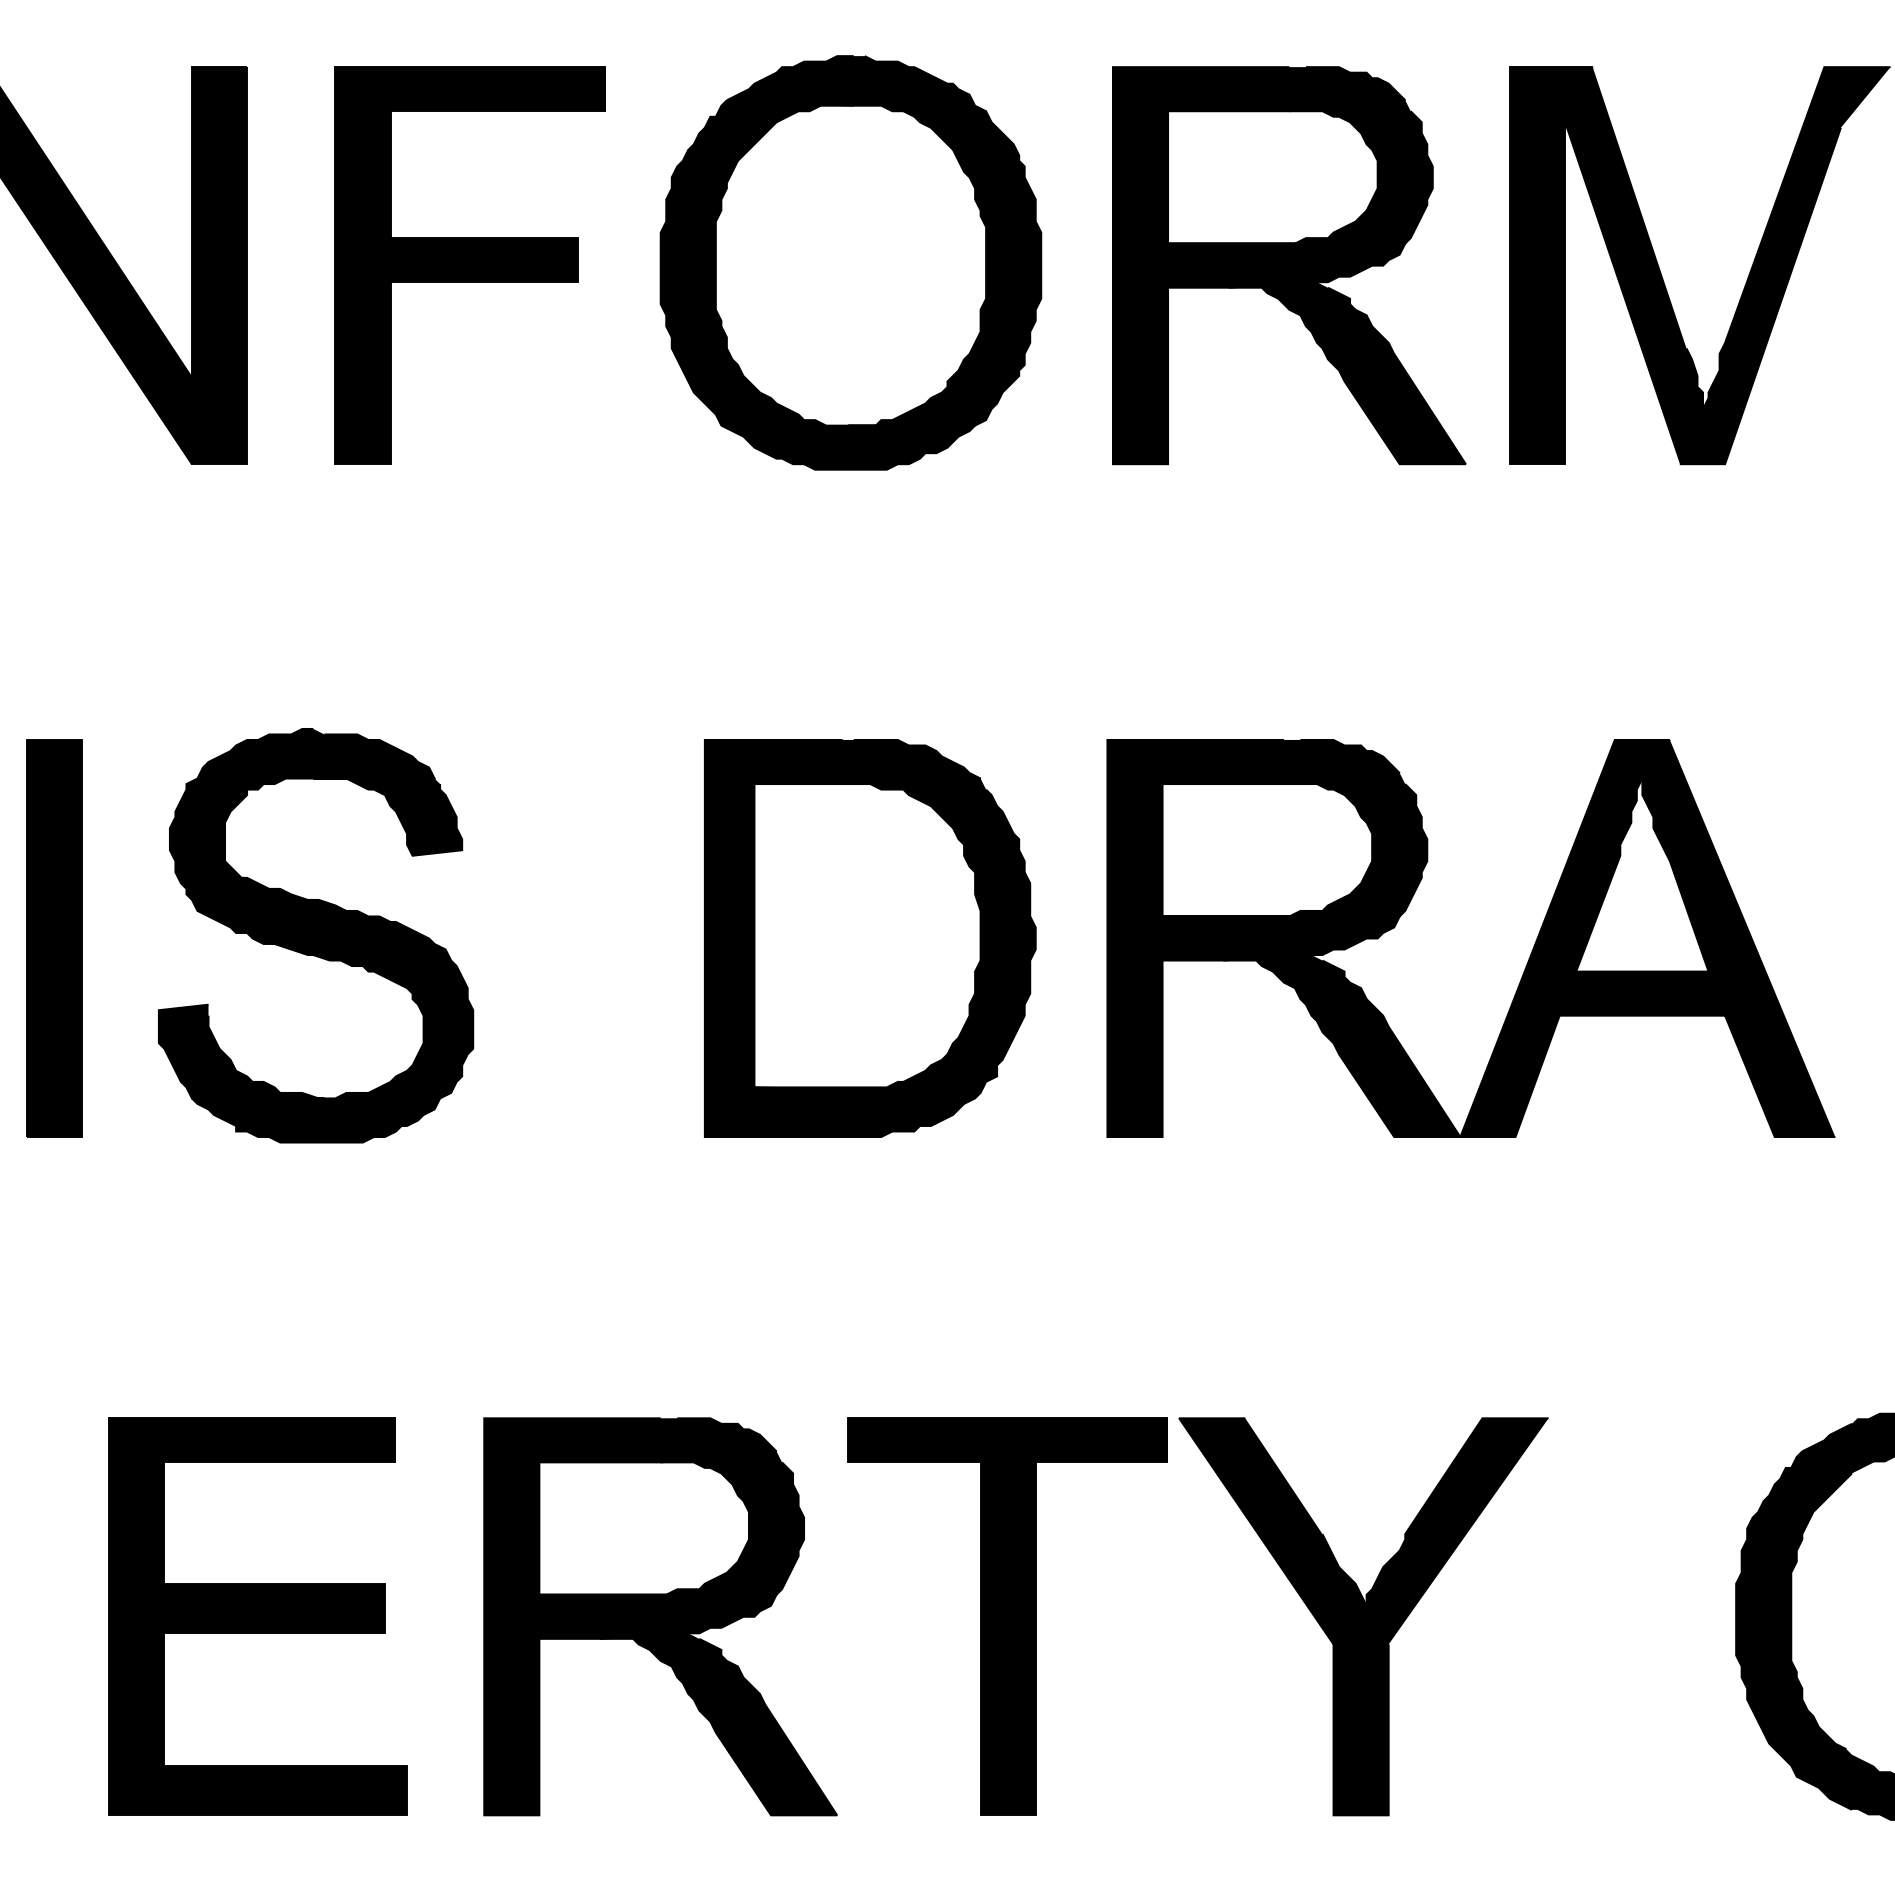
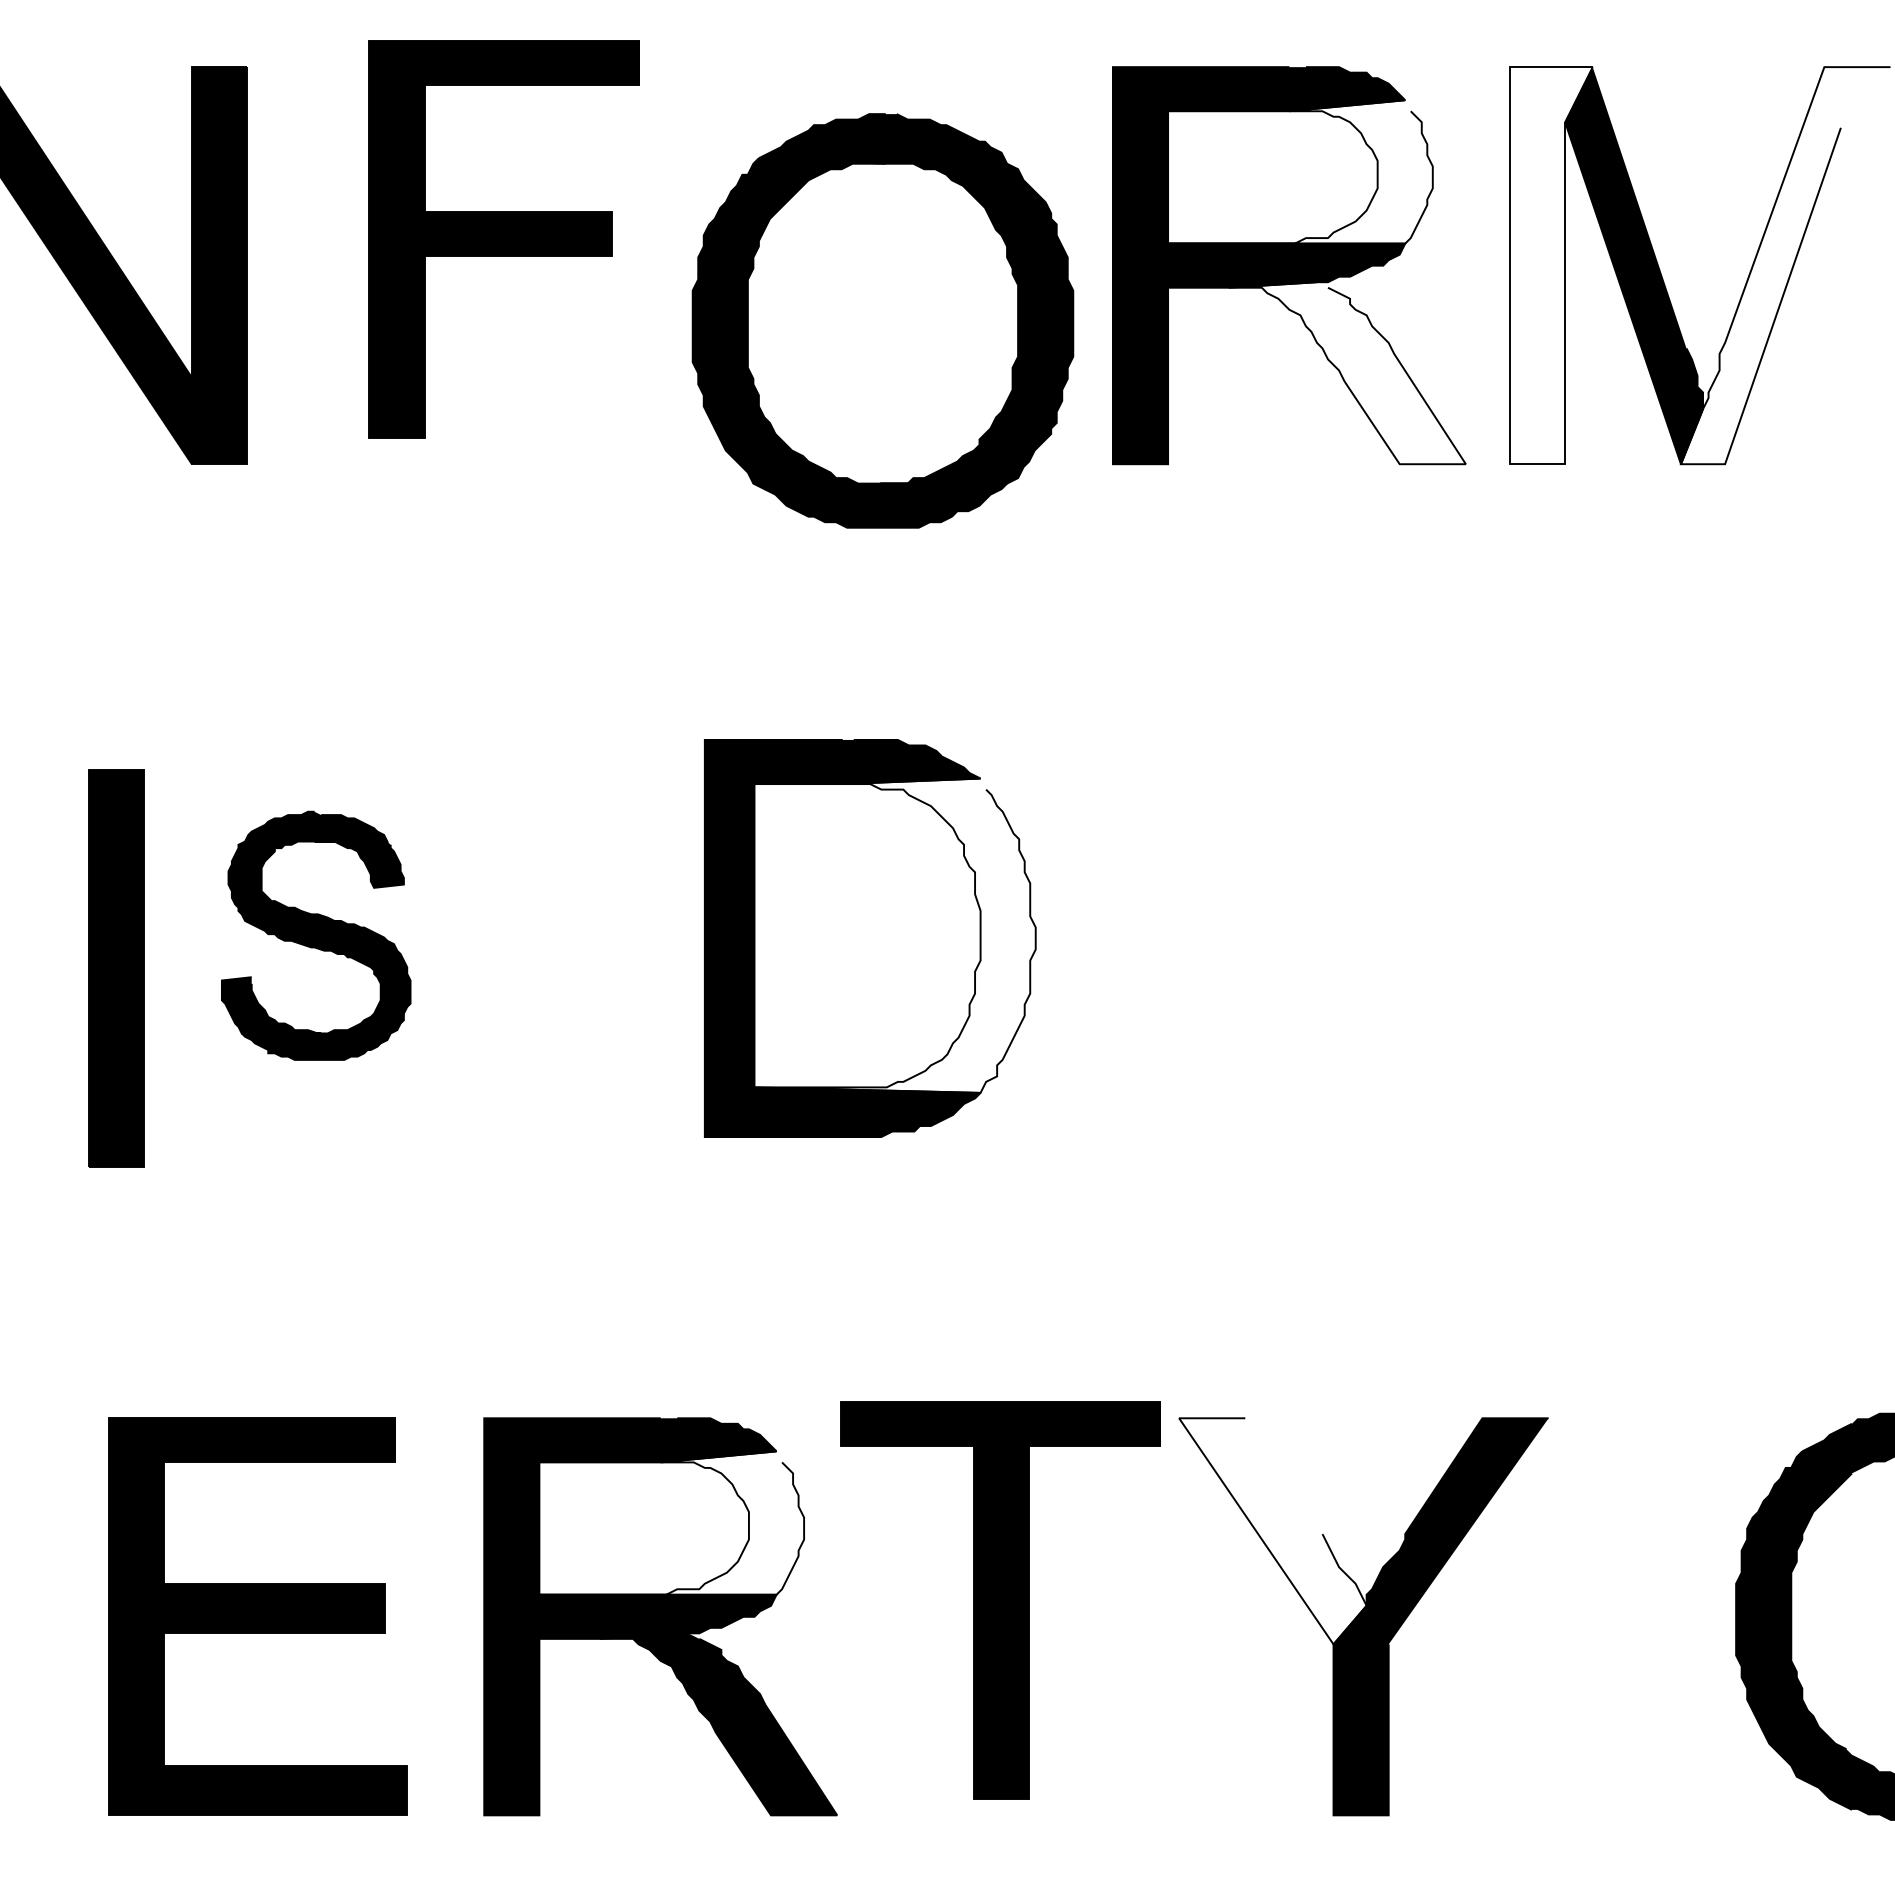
fill: present -> none (1300, 171)
part position: (850, 262) -> (882, 320) (882, 320)
part position: (469, 265) -> (503, 239) (503, 239)
fill: present -> none (1551, 265)
fill: present -> none (1785, 265)
fill: present -> none (1346, 373)
part size: 317x416 px -> 191x251 px (316, 935)
fill: present -> none (894, 935)
part position: (54, 938) -> (116, 968) (116, 968)
part: present -> none (1526, 963)
fill: present -> none (671, 1522)
fill: present -> none (1272, 1531)
part position: (1007, 1616) -> (1000, 1600) (1000, 1600)
